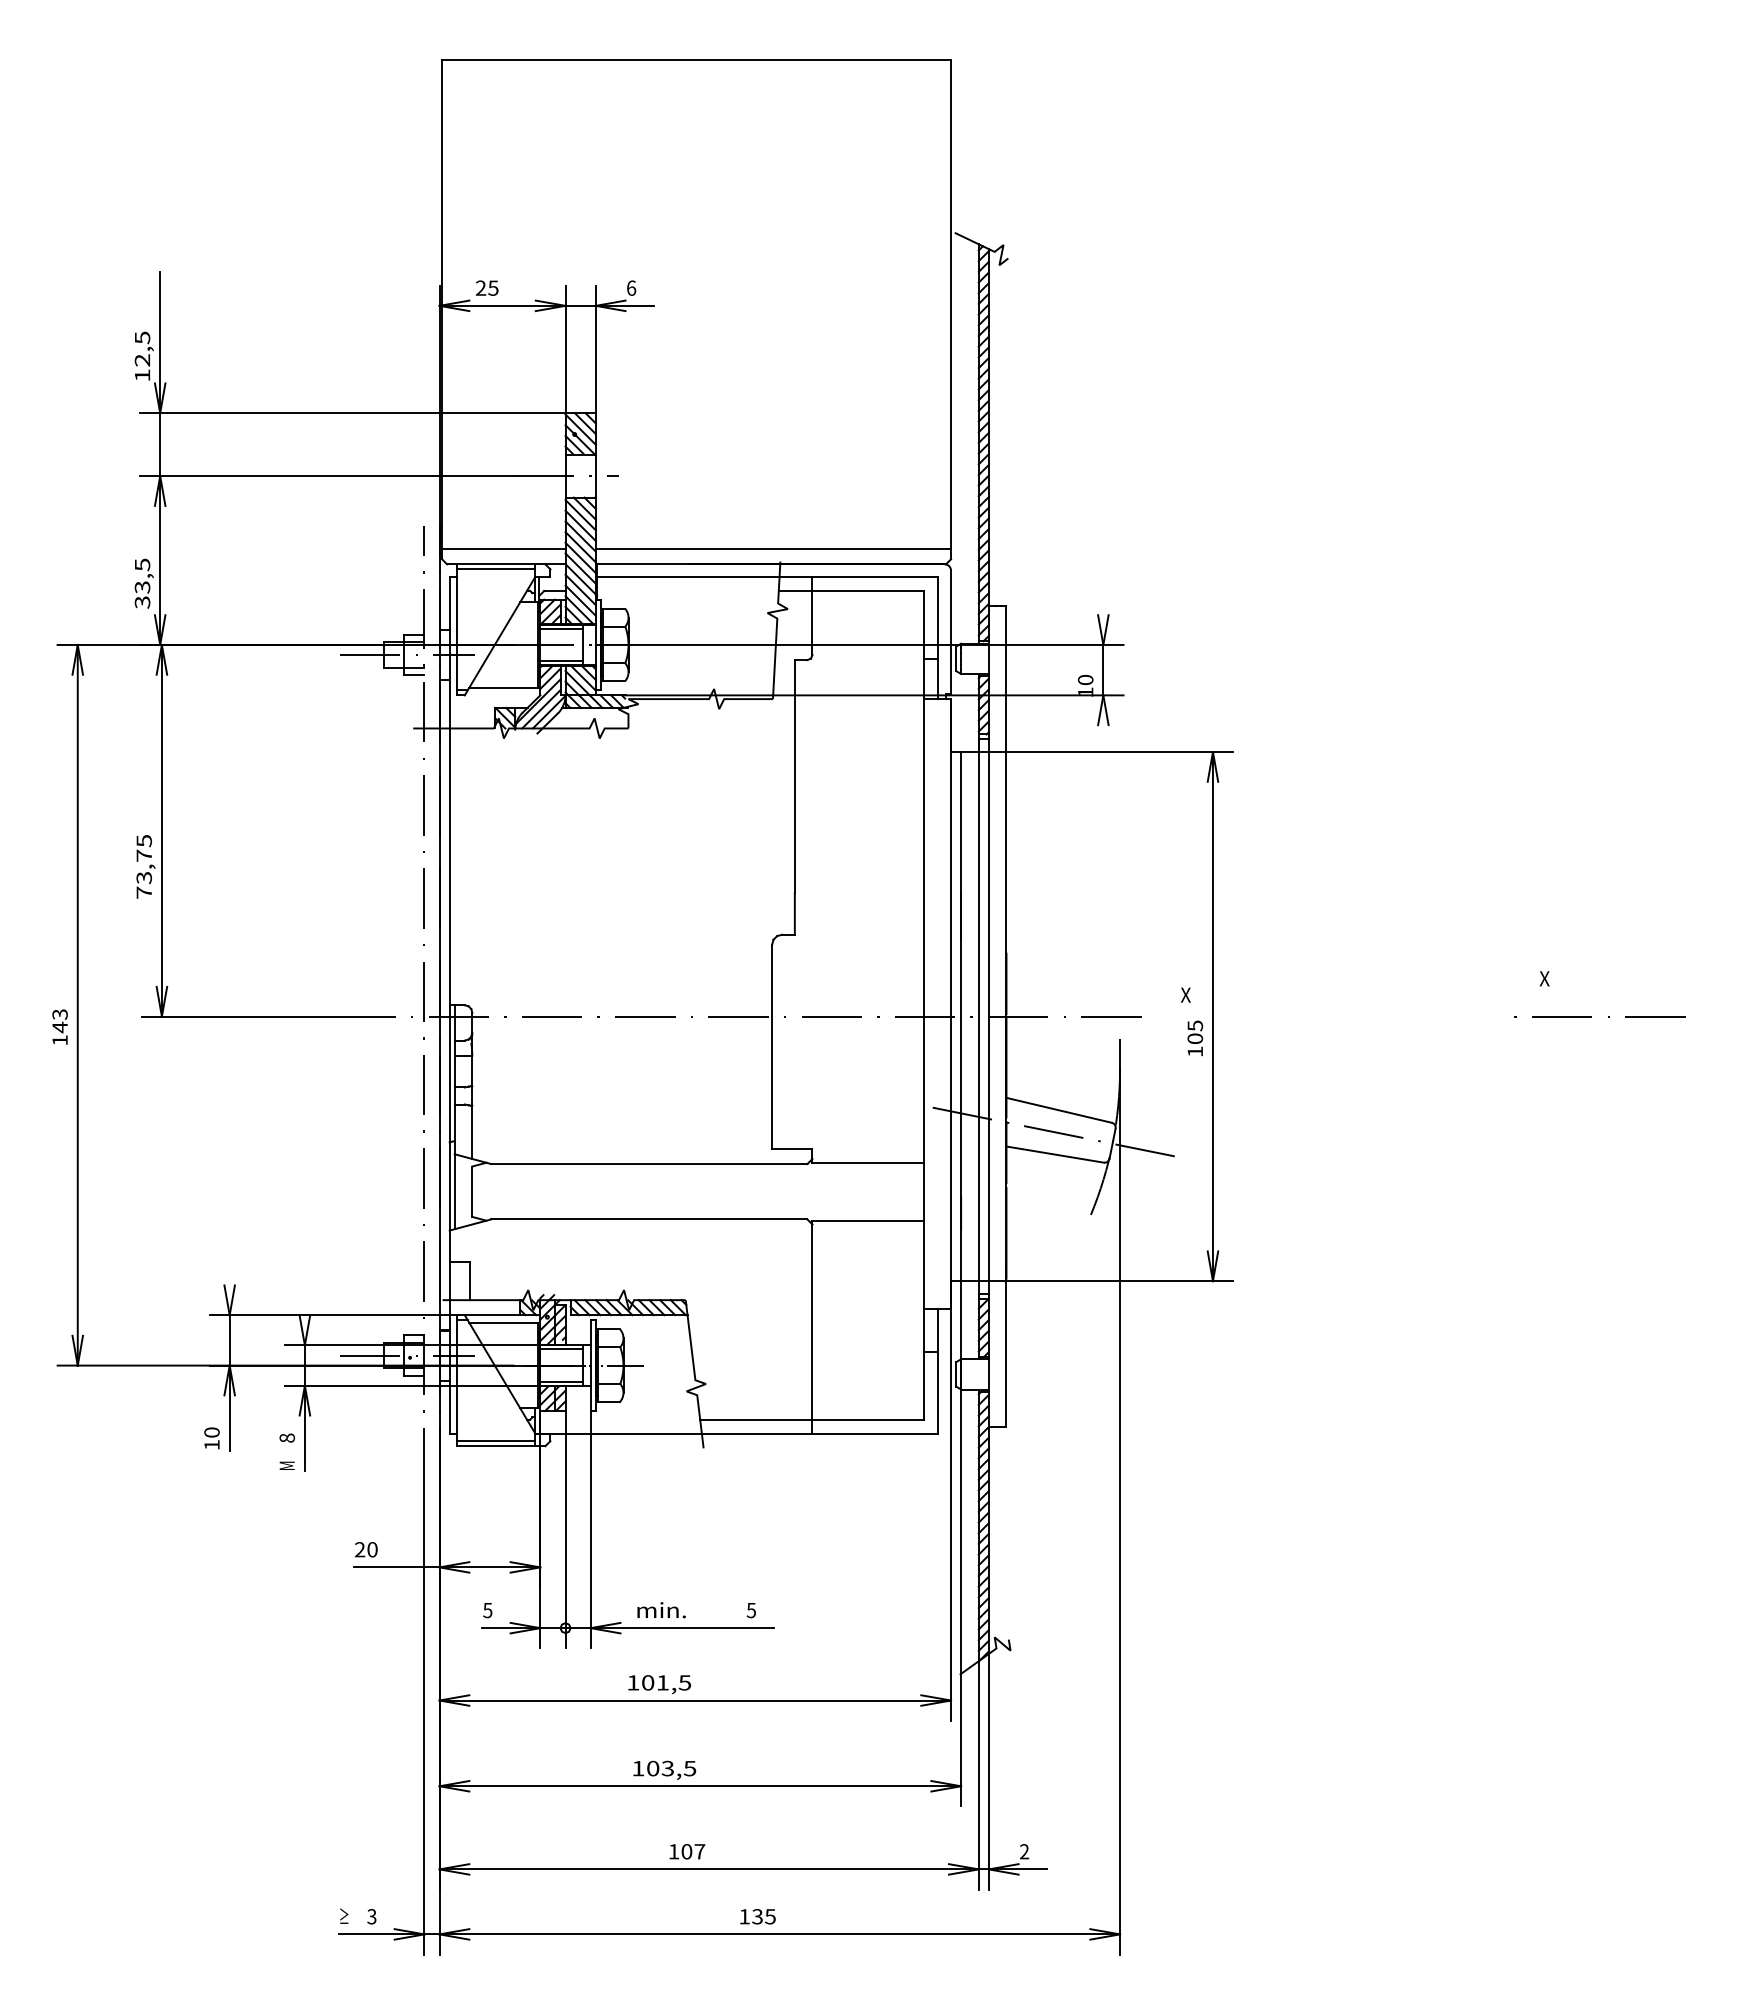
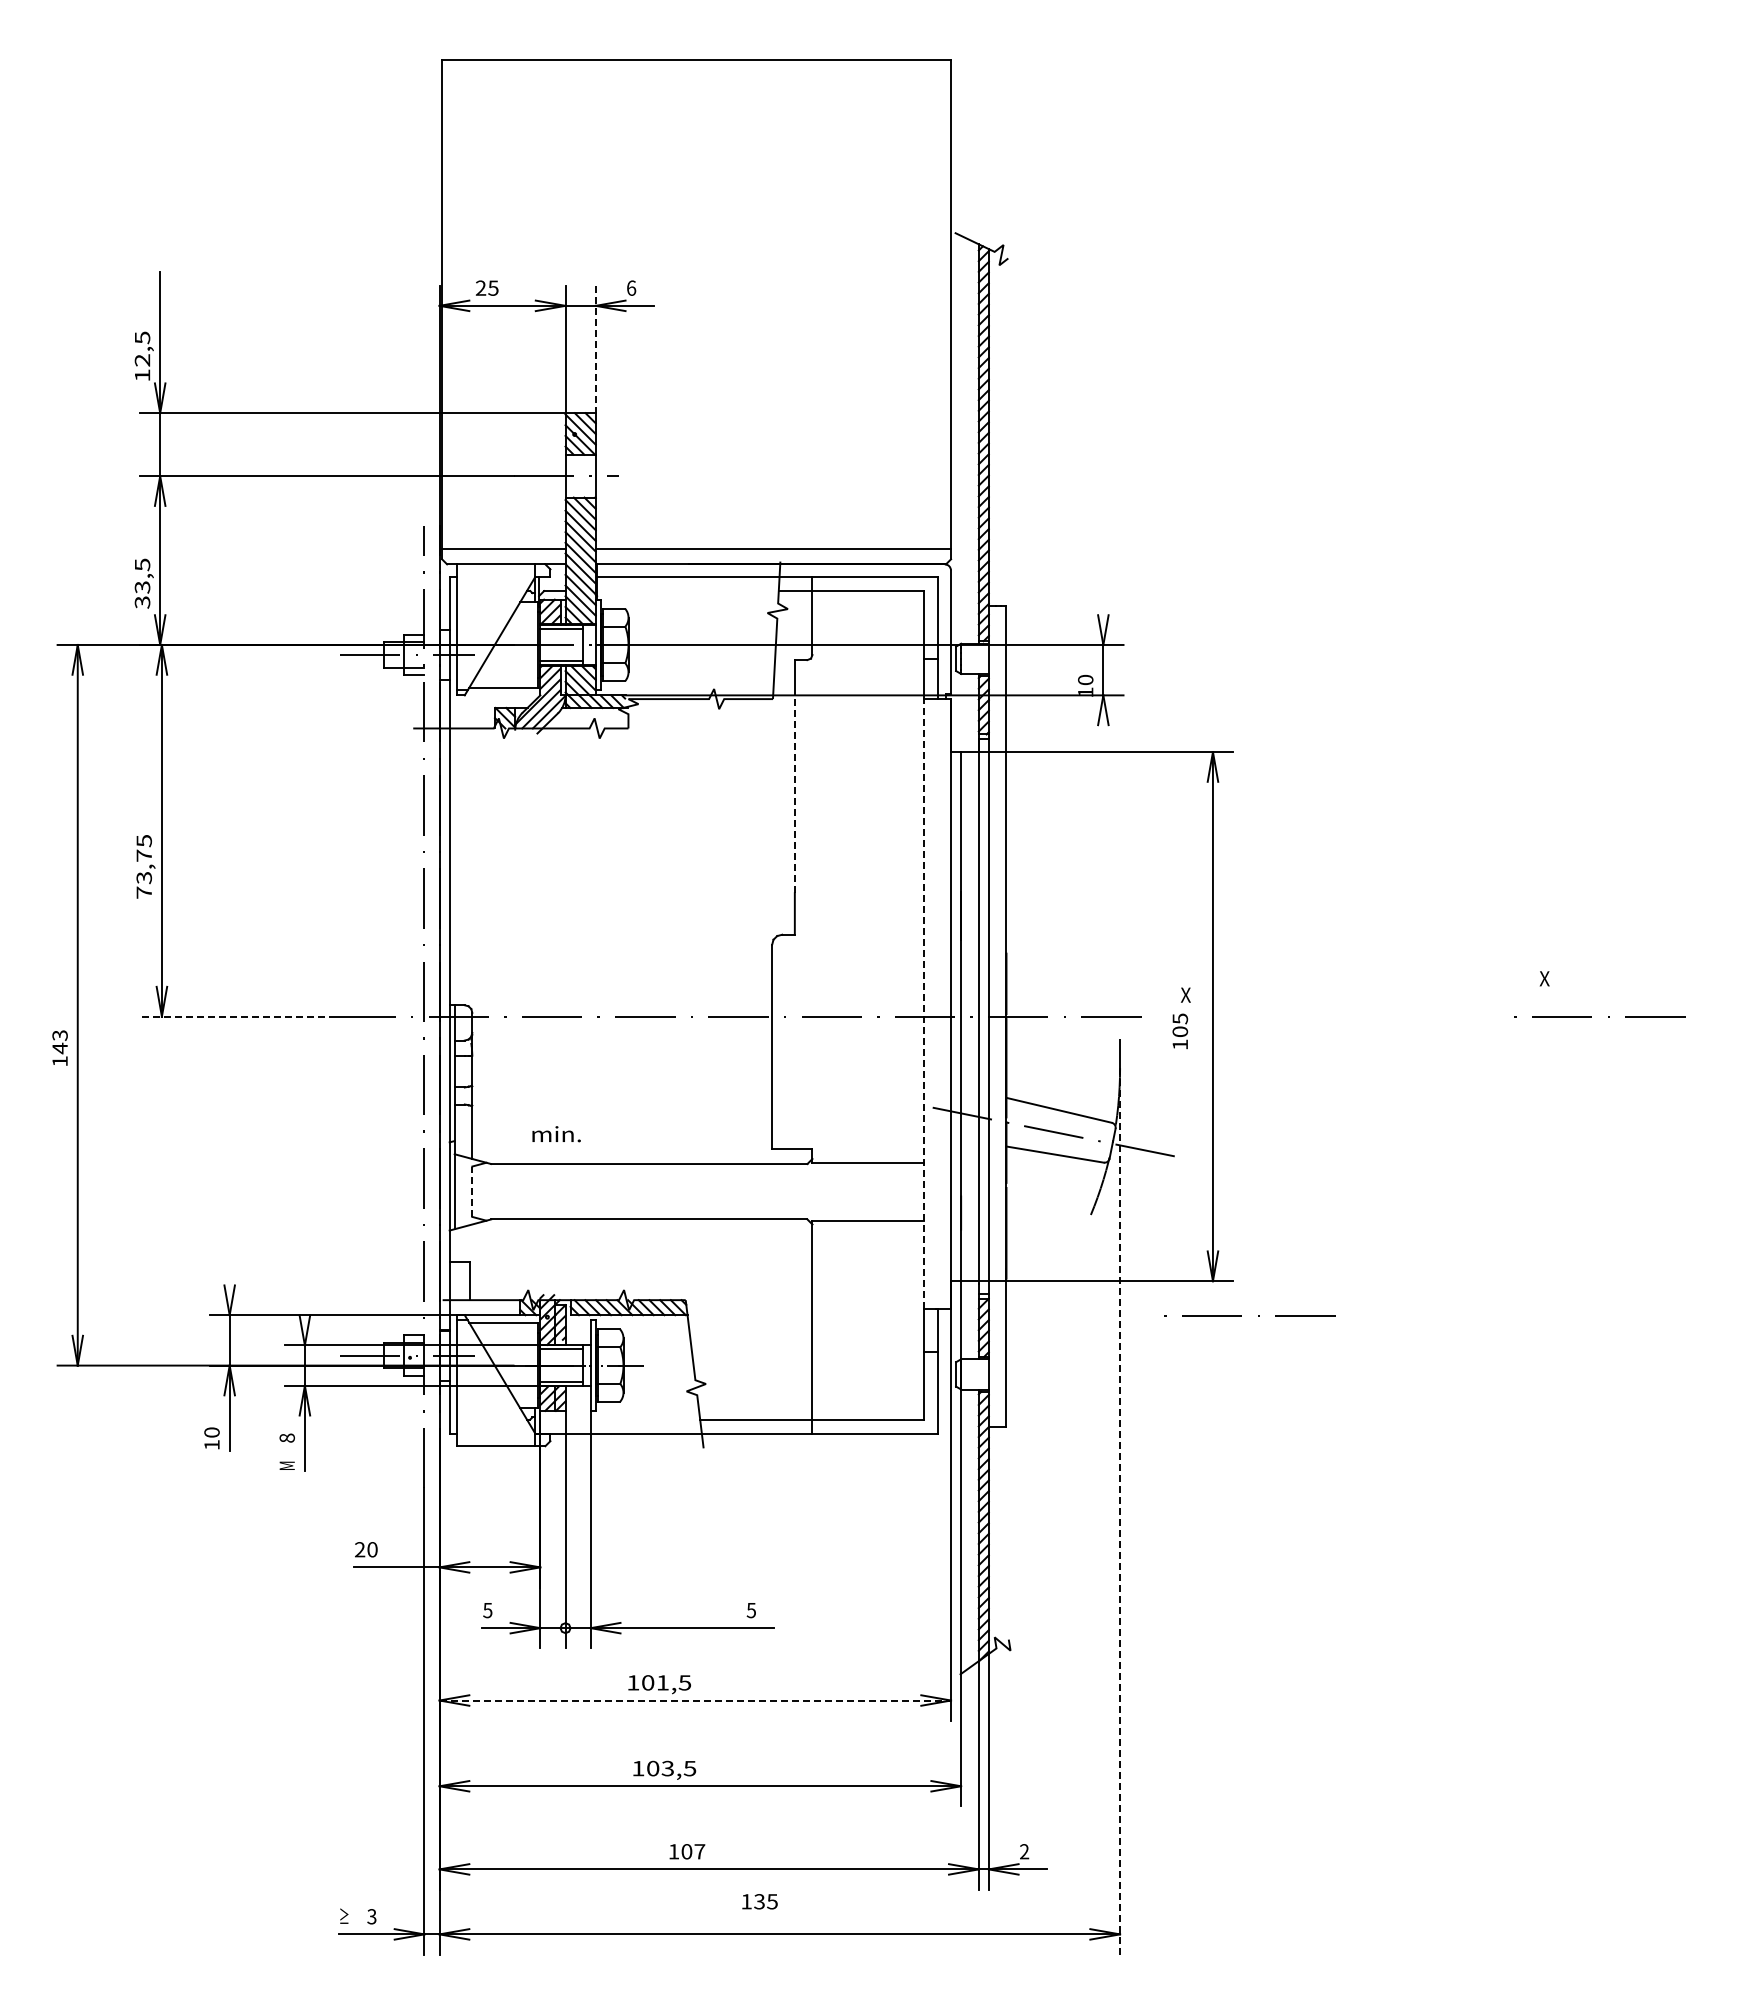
line: solid -> dashed (595, 349)
line: present -> none (496, 569)
line: solid -> dashed (794, 794)
line: solid -> dashed (924, 1004)
line: solid -> dashed (238, 1016)
text position: (59, 1026) -> (59, 1047) (59, 1047)
text position: (1195, 1038) -> (1180, 1031) (1180, 1031)
line: solid -> dashed (472, 1191)
line: none -> present (1241, 1315)
line: present -> none (496, 1441)
line: solid -> dashed (1120, 1510)
text position: (661, 1610) -> (556, 1134) (556, 1134)
line: solid -> dashed (695, 1700)
text position: (757, 1916) -> (759, 1901) (759, 1901)
